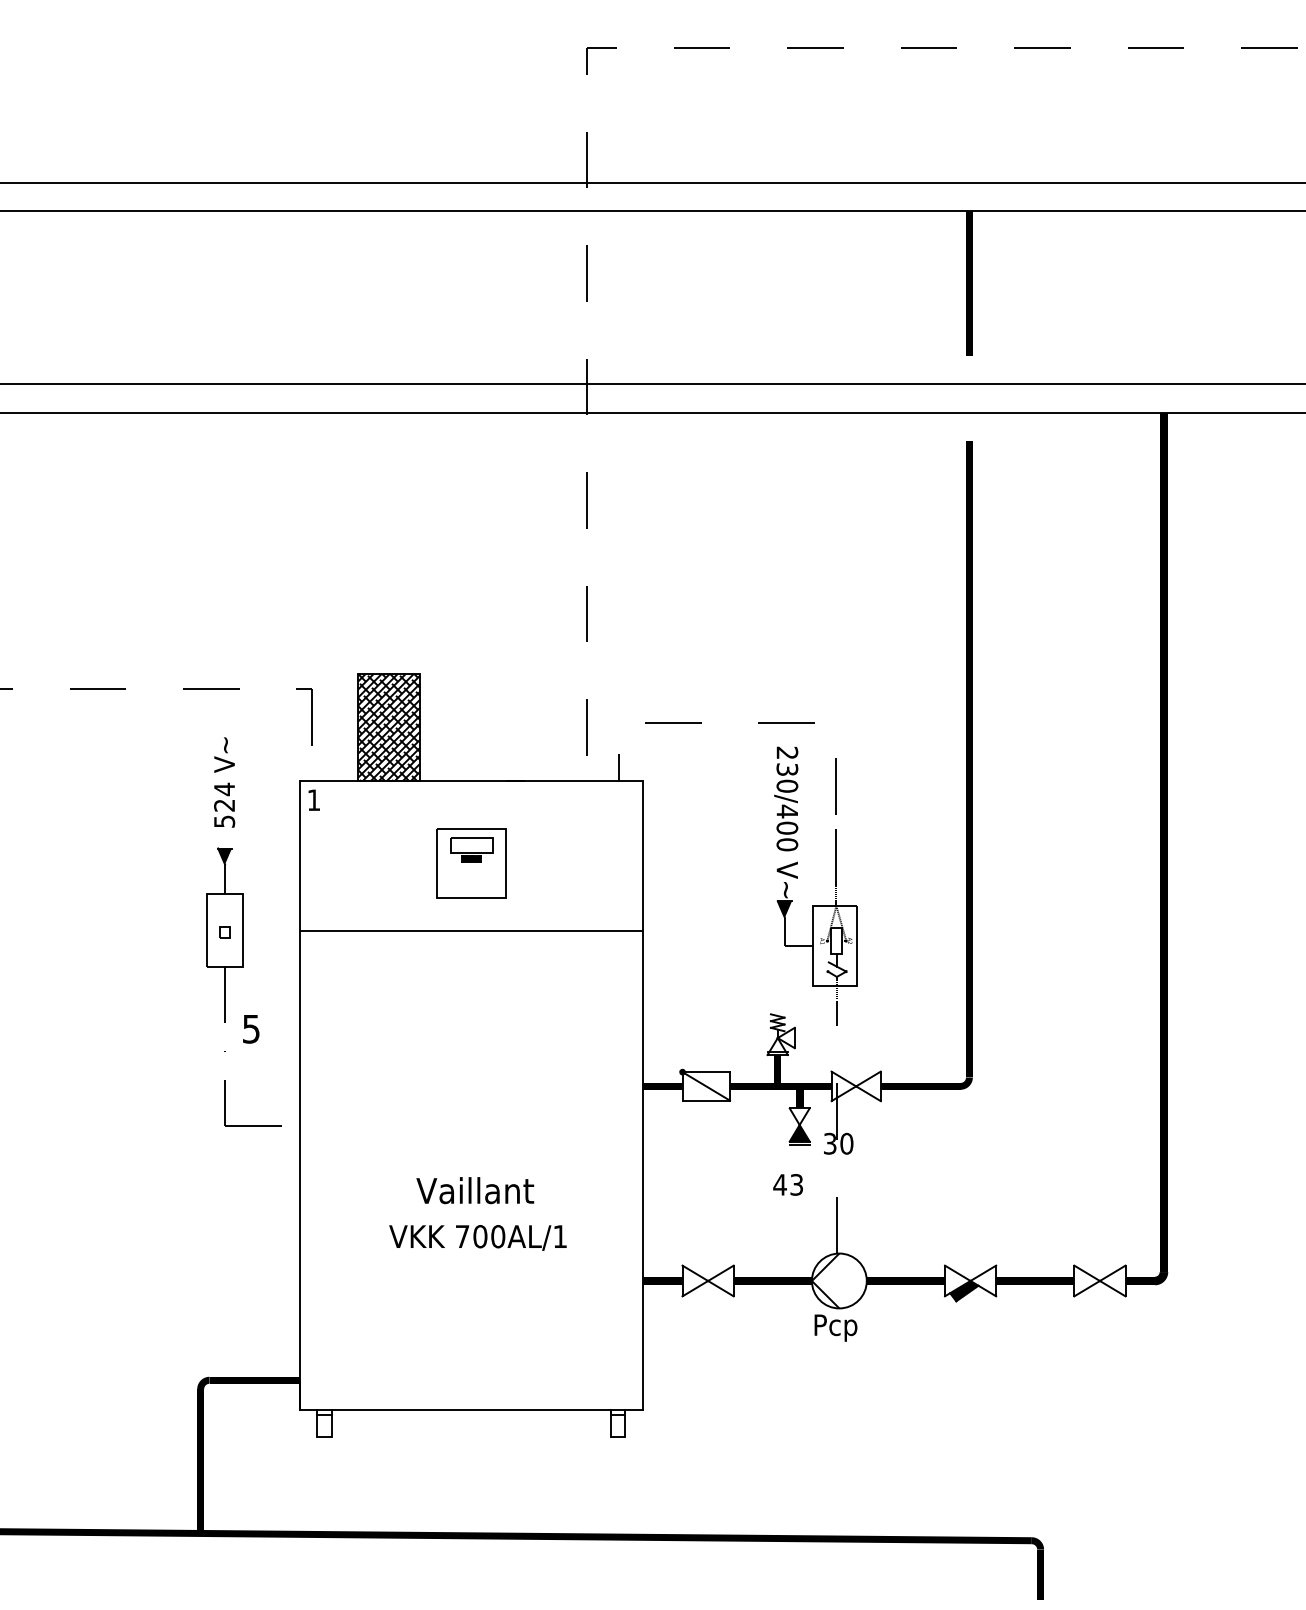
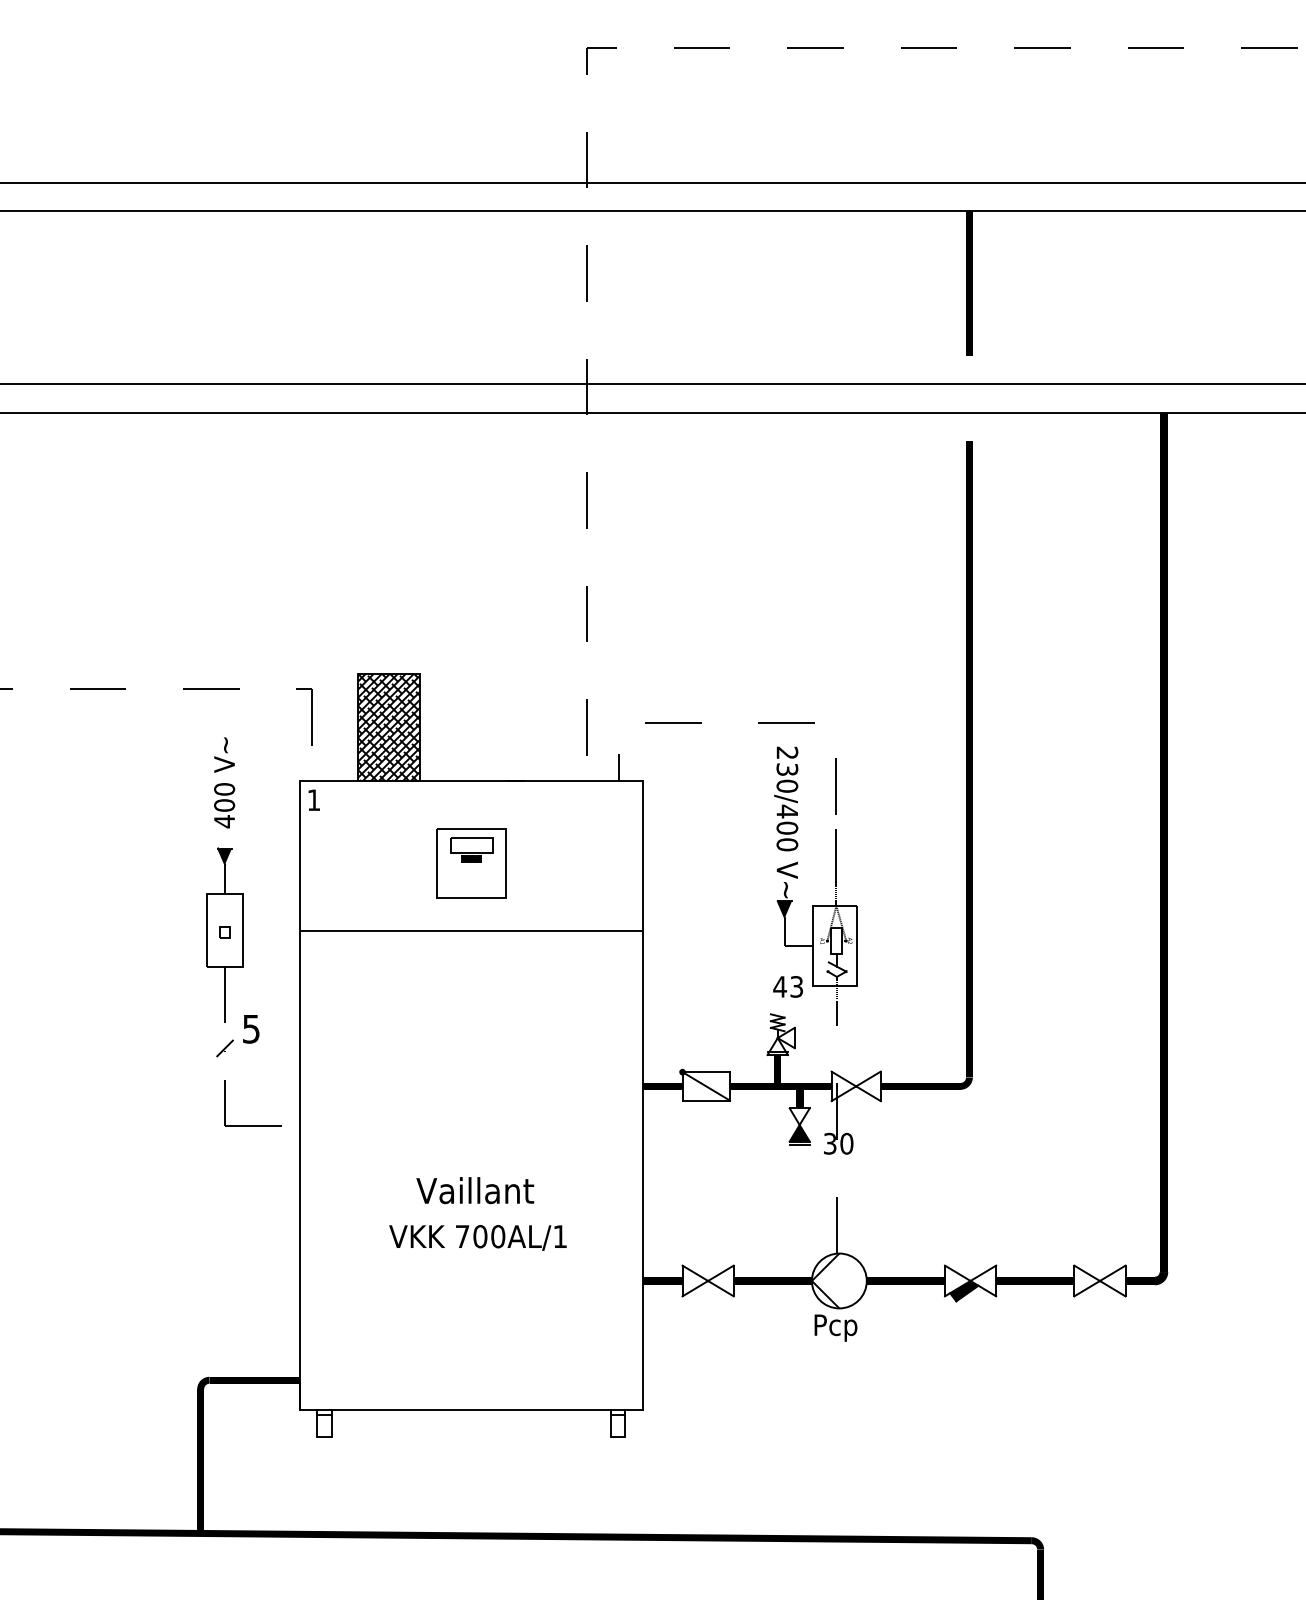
text: 524 -> 400 (224, 805)
line: none -> present (224, 1047)
text position: (787, 1184) -> (787, 986) (787, 986)
